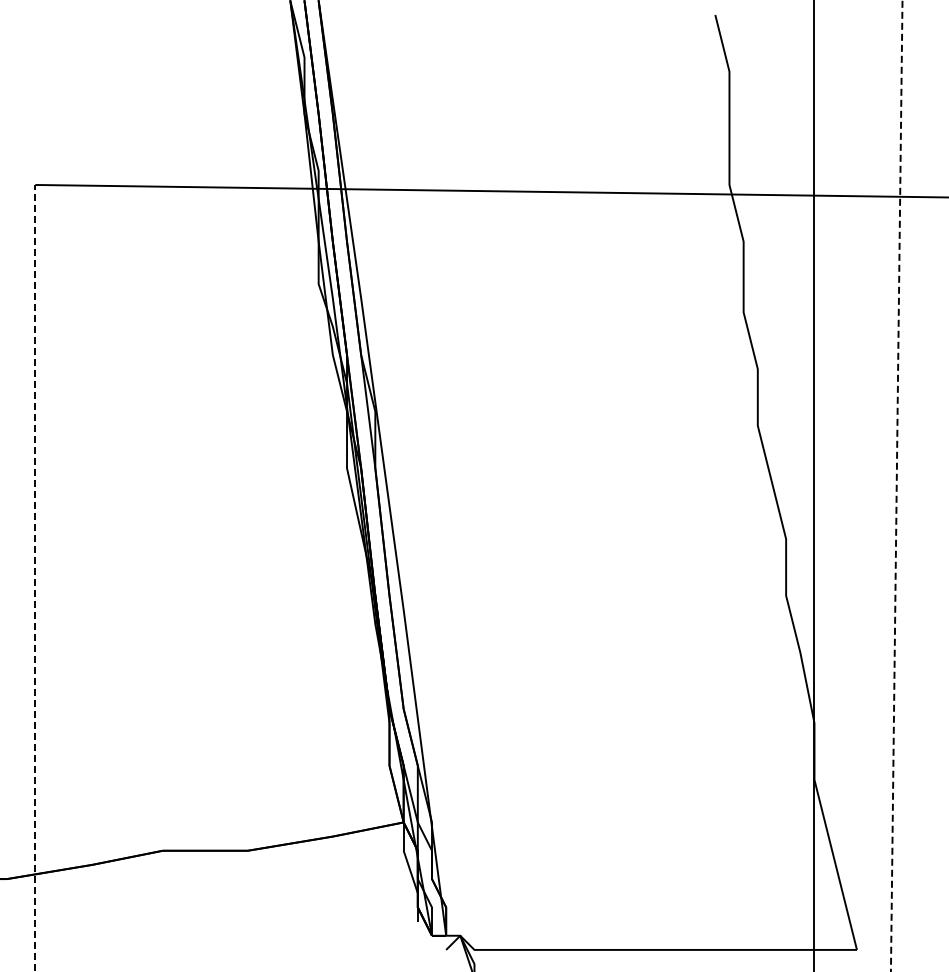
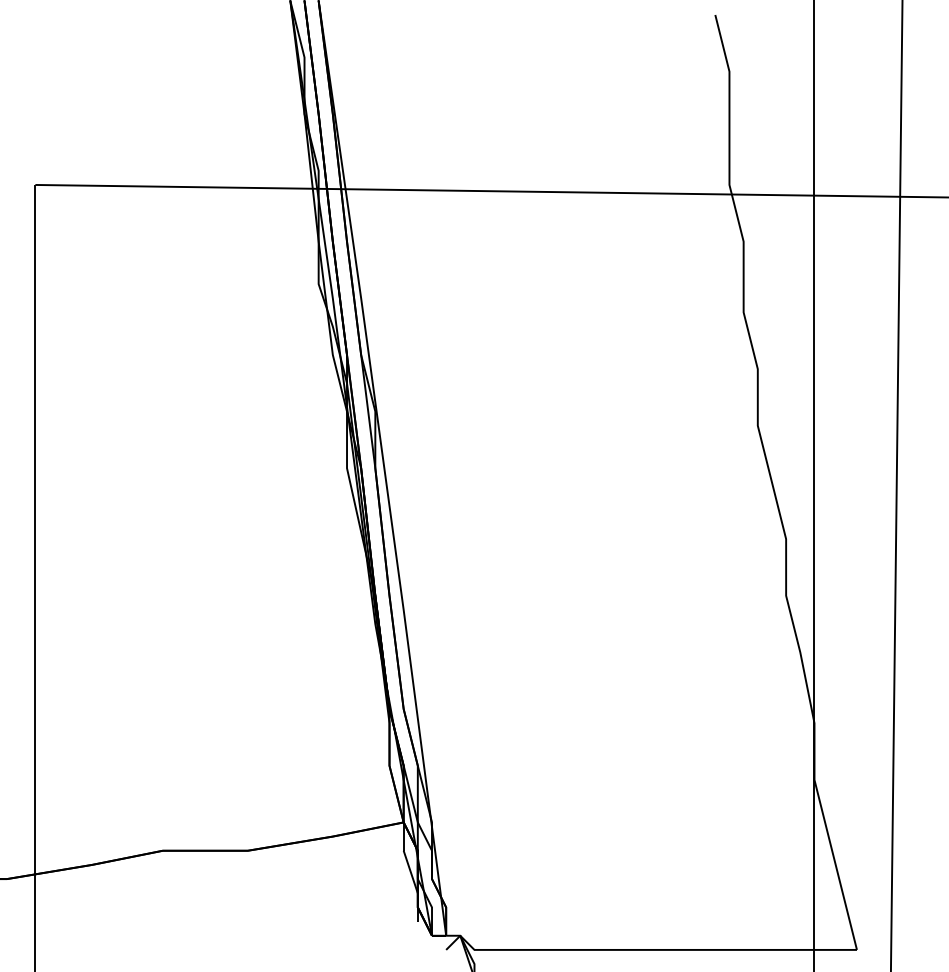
line: dashed -> solid (896, 486)
line: dashed -> solid (35, 577)
